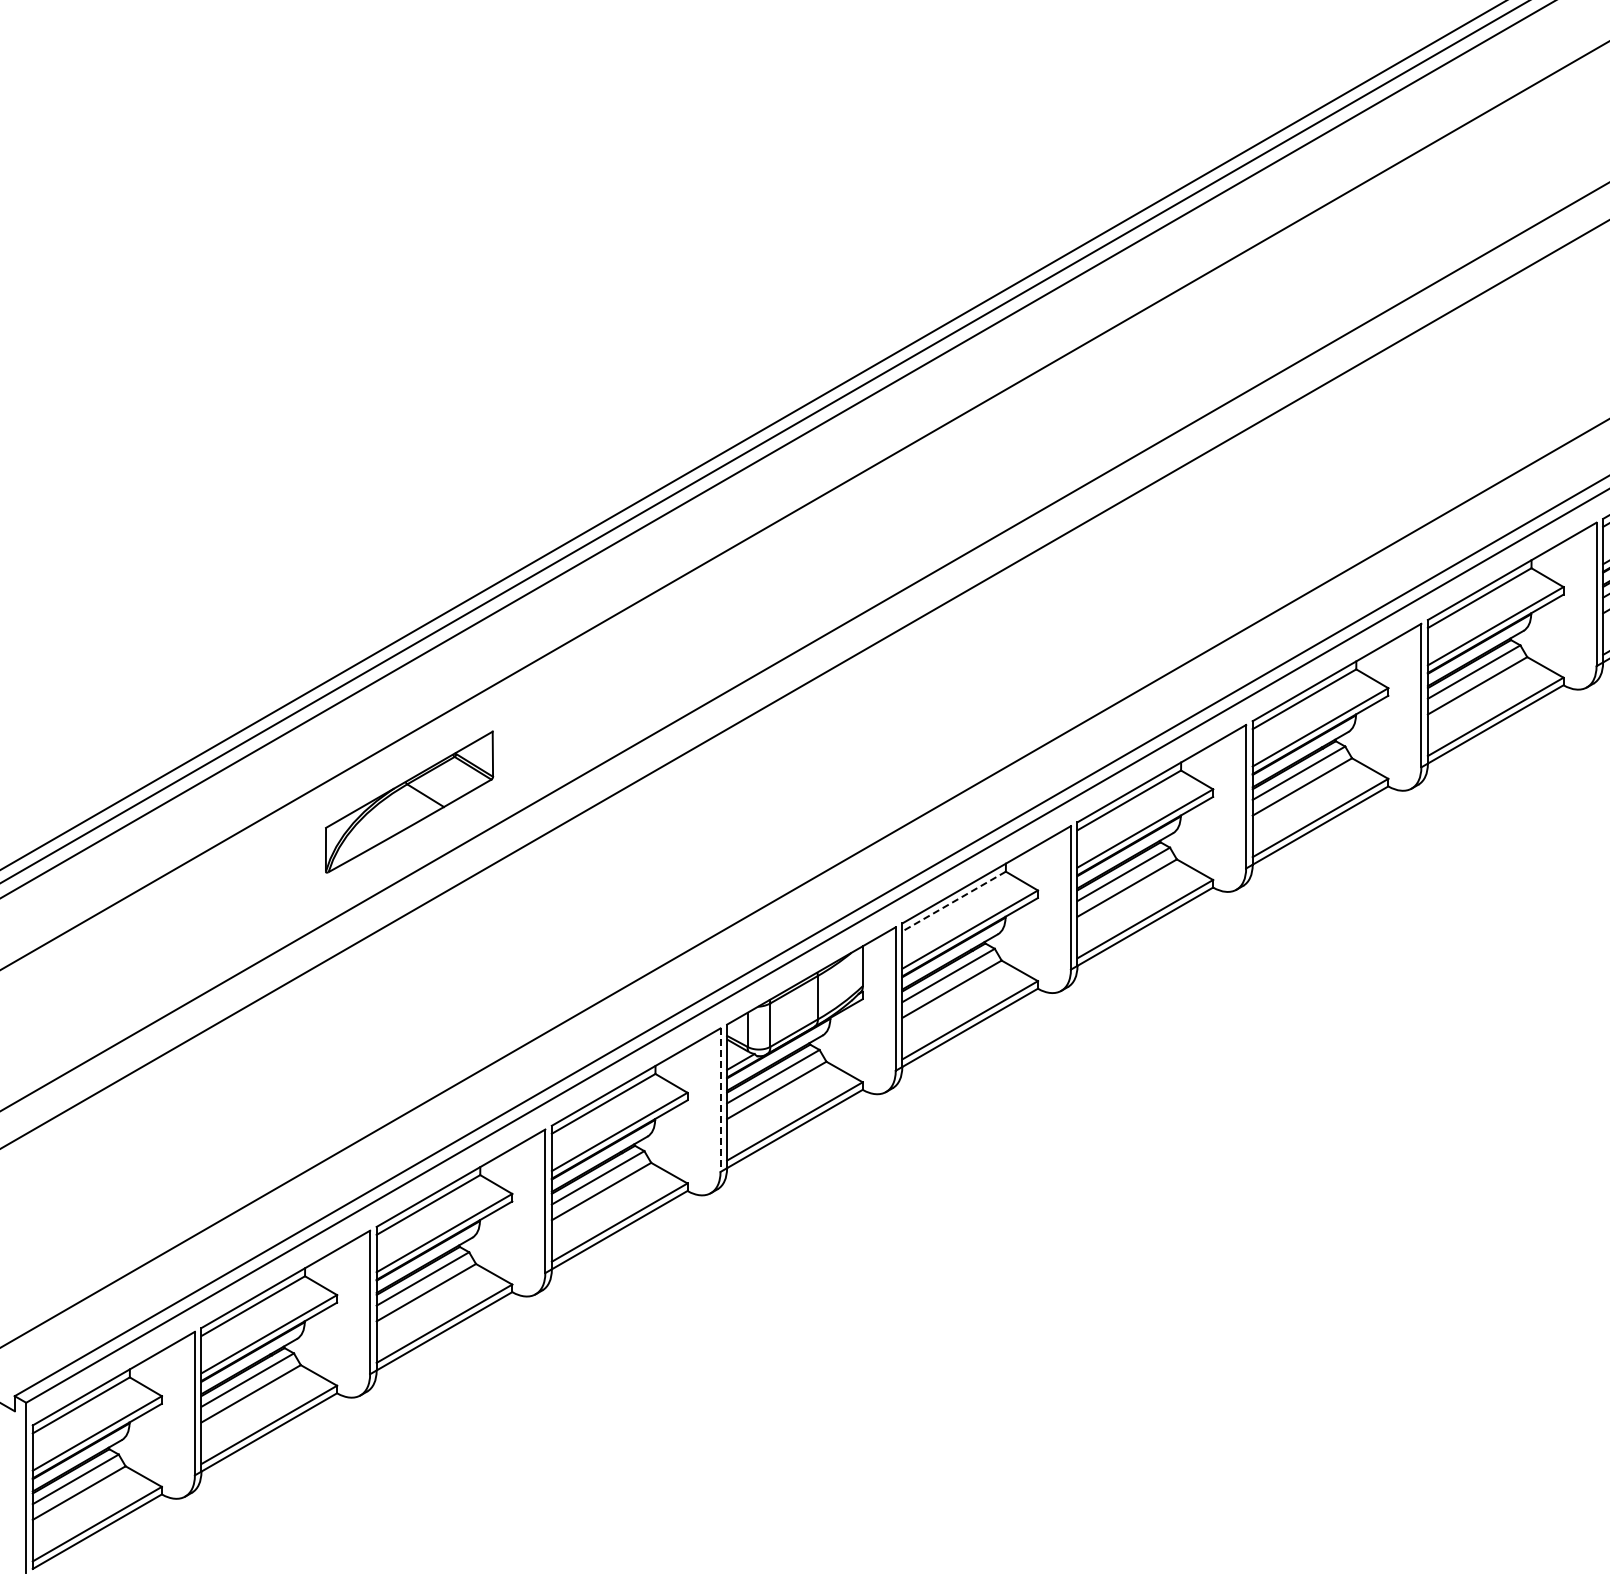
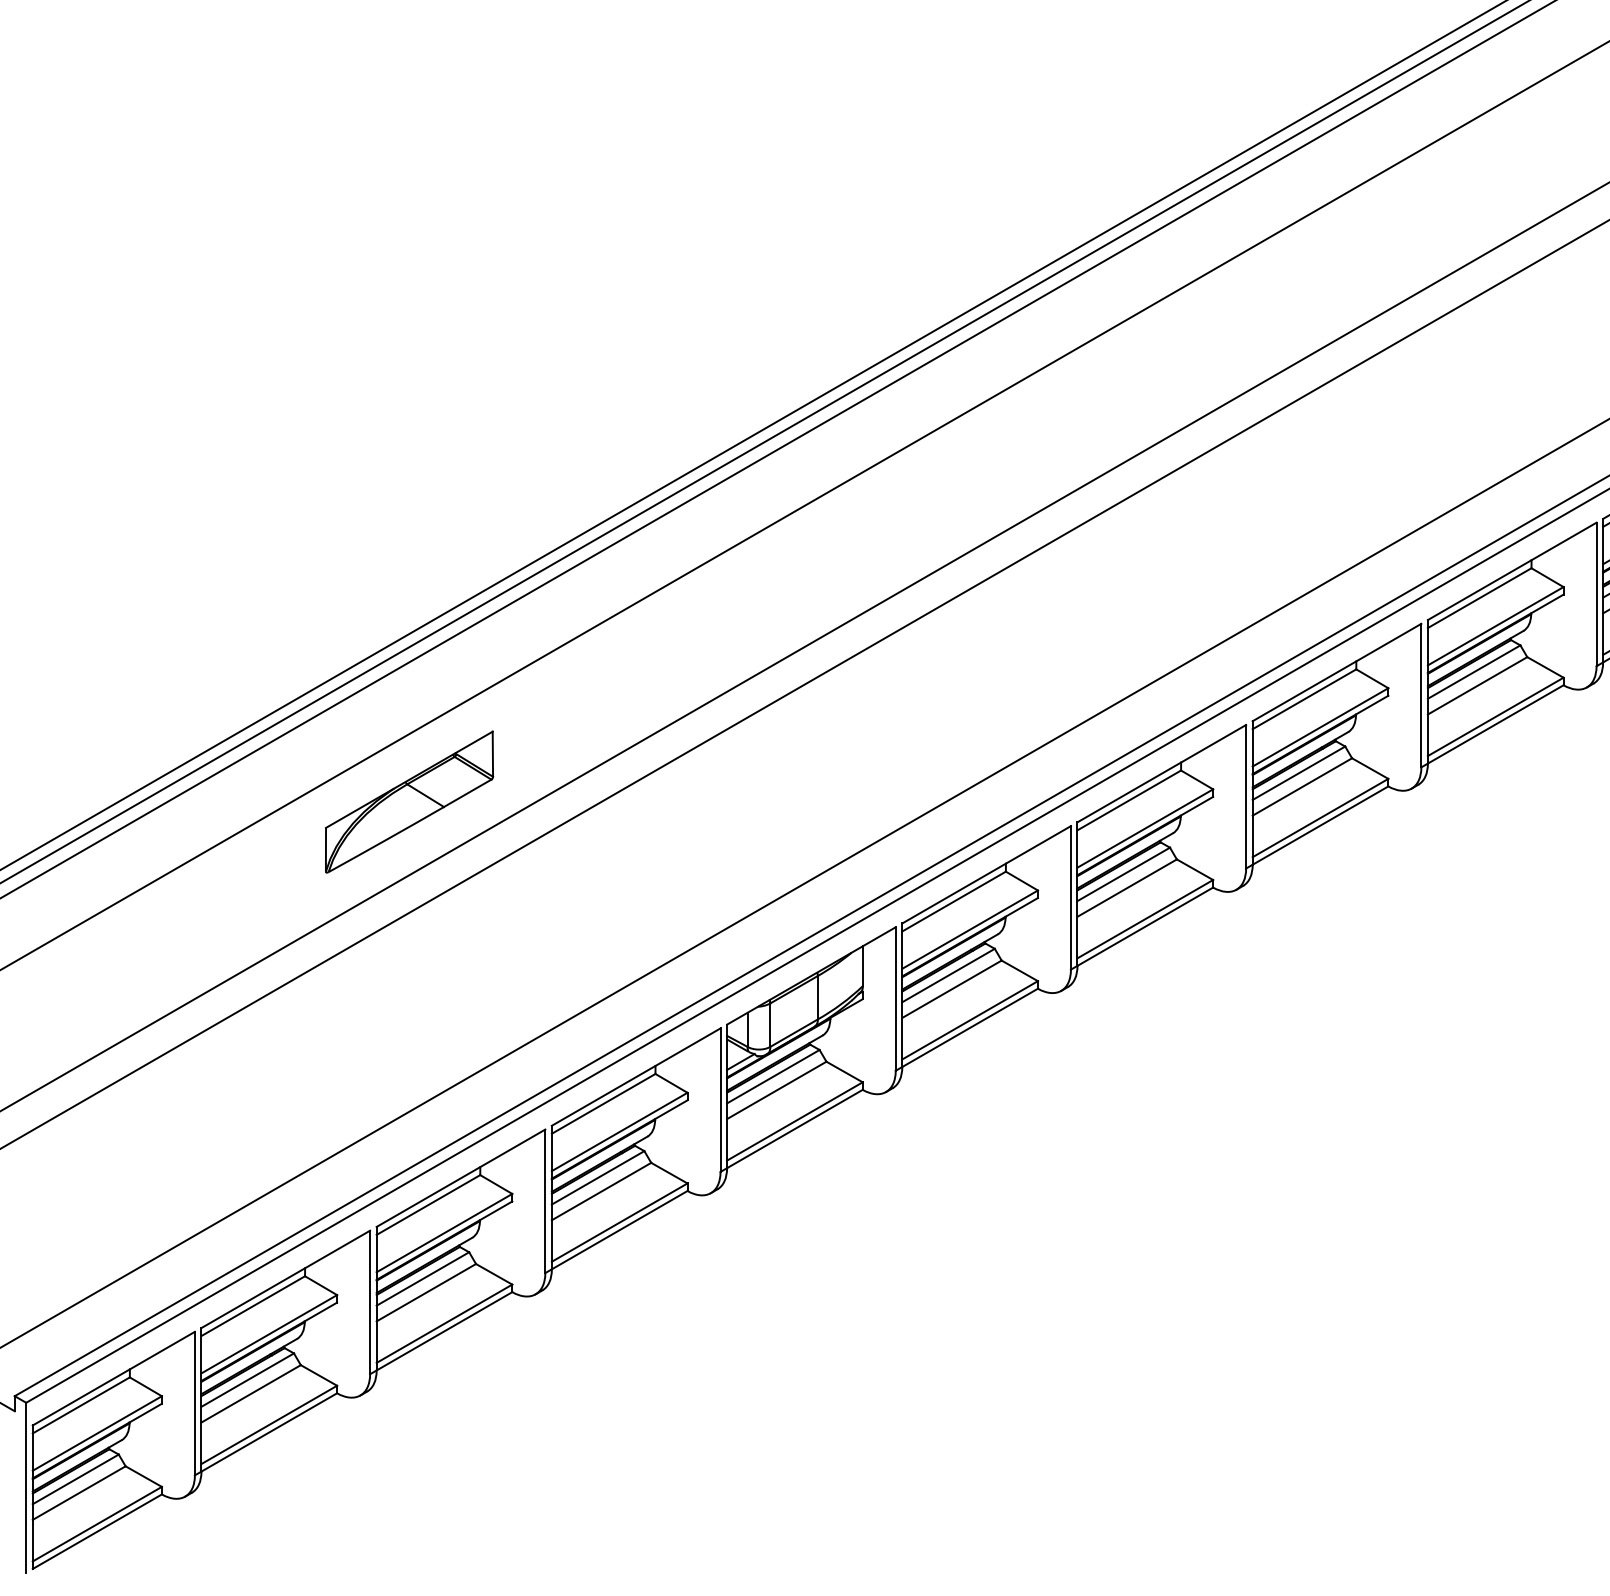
line: dashed -> solid (954, 901)
line: dashed -> solid (720, 1100)
